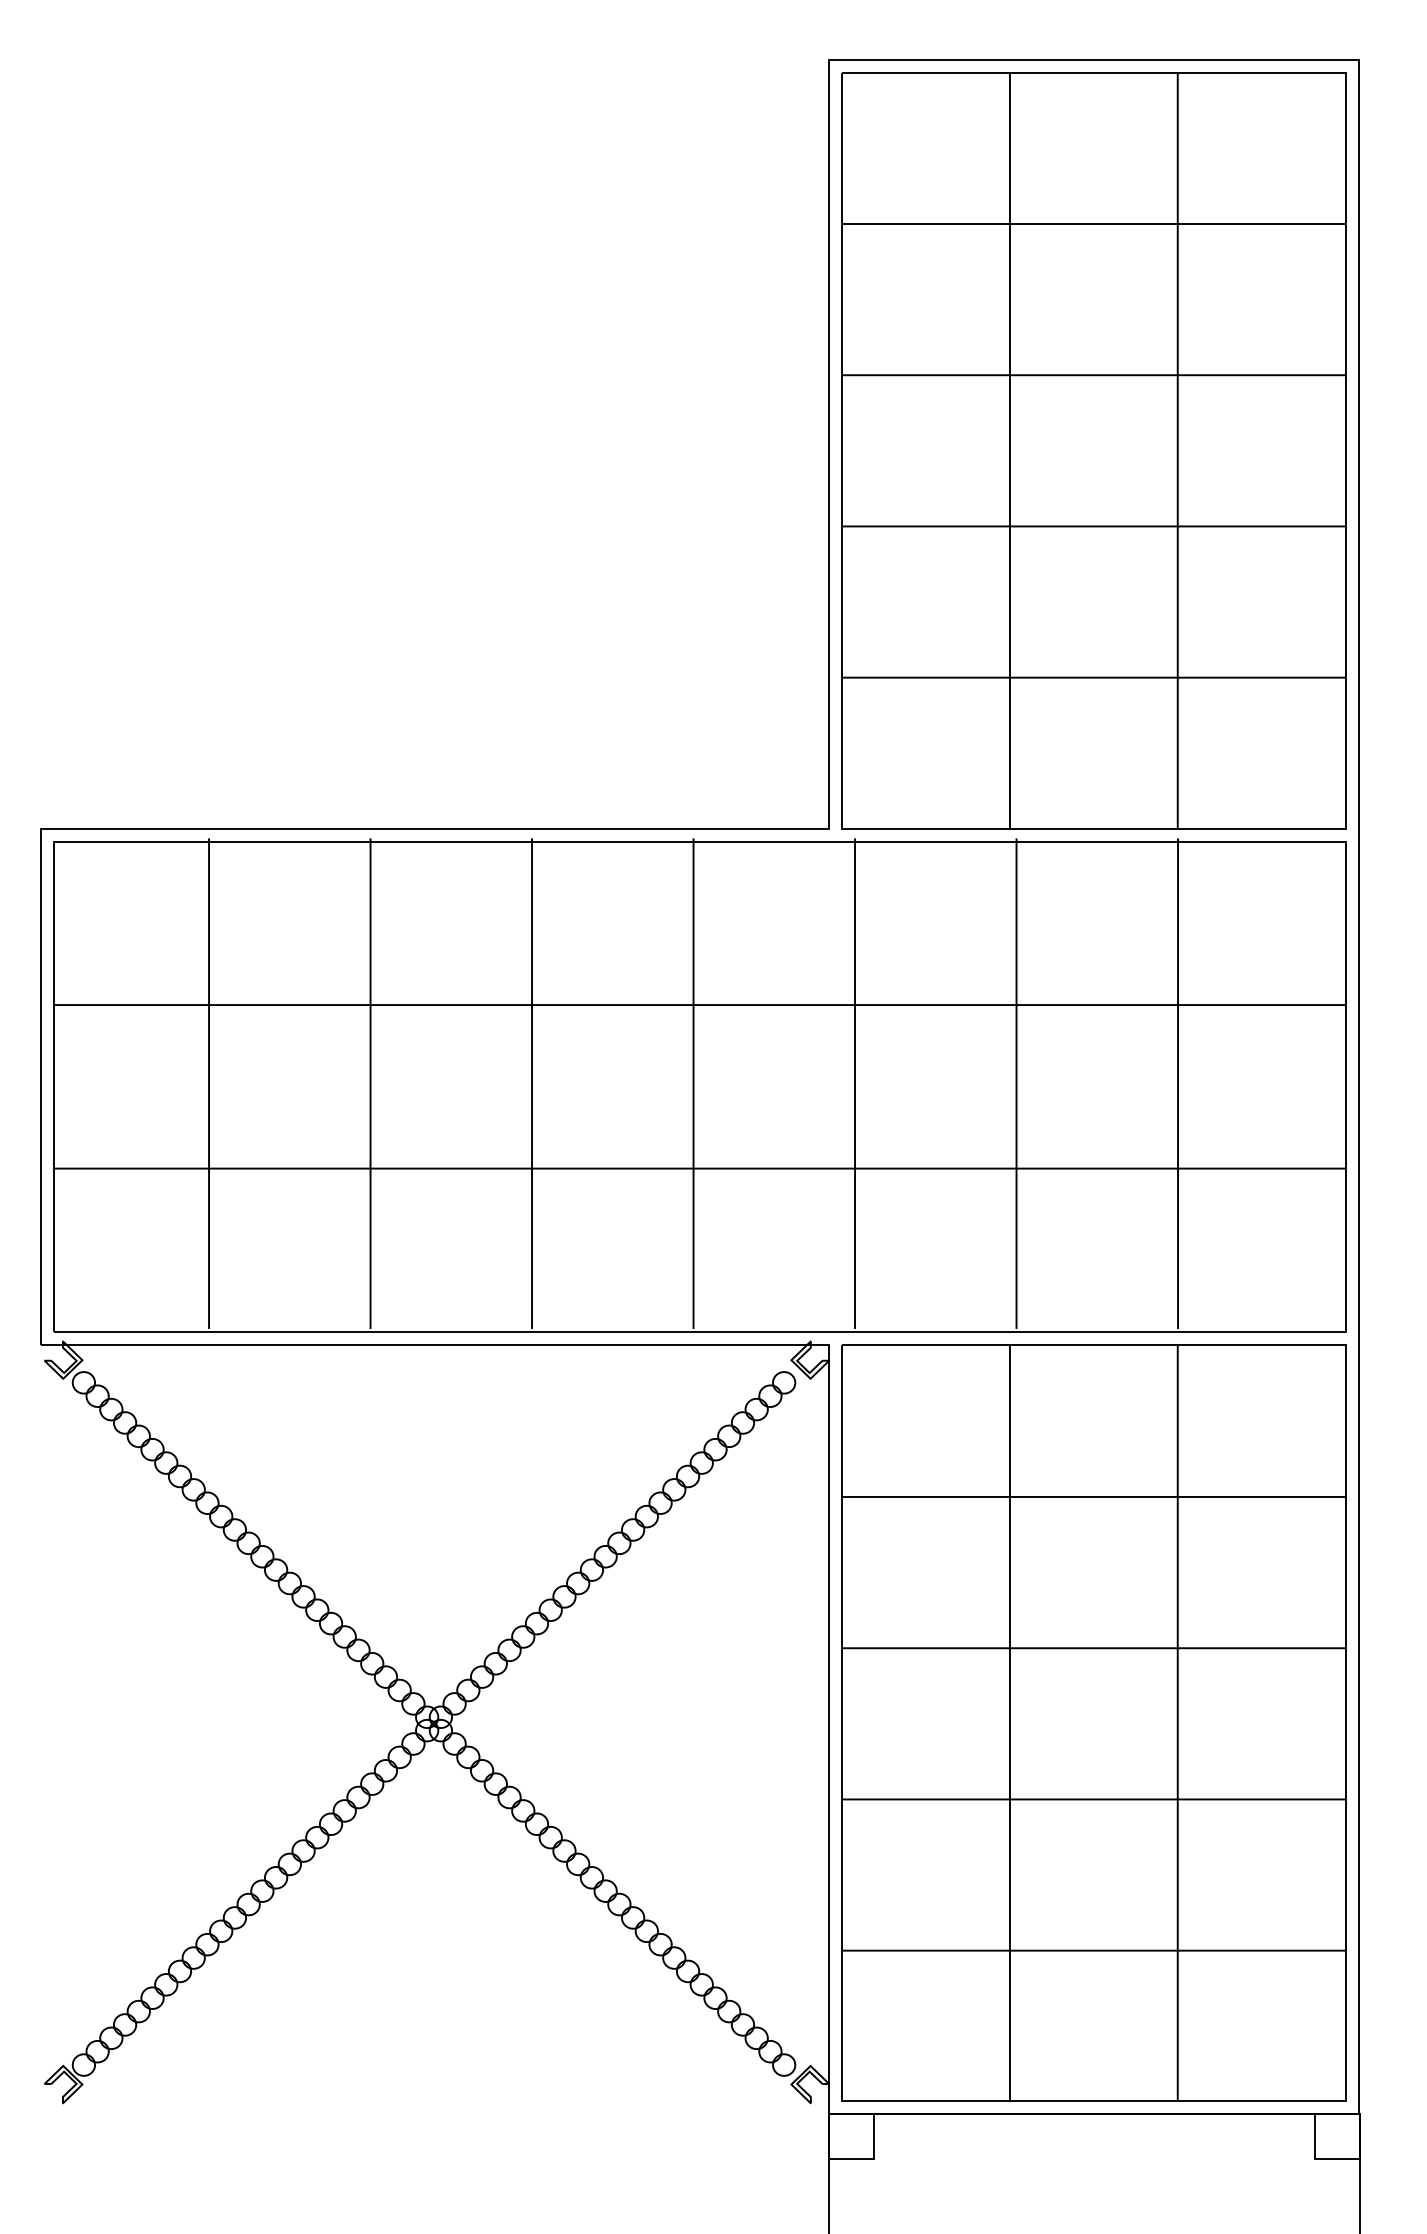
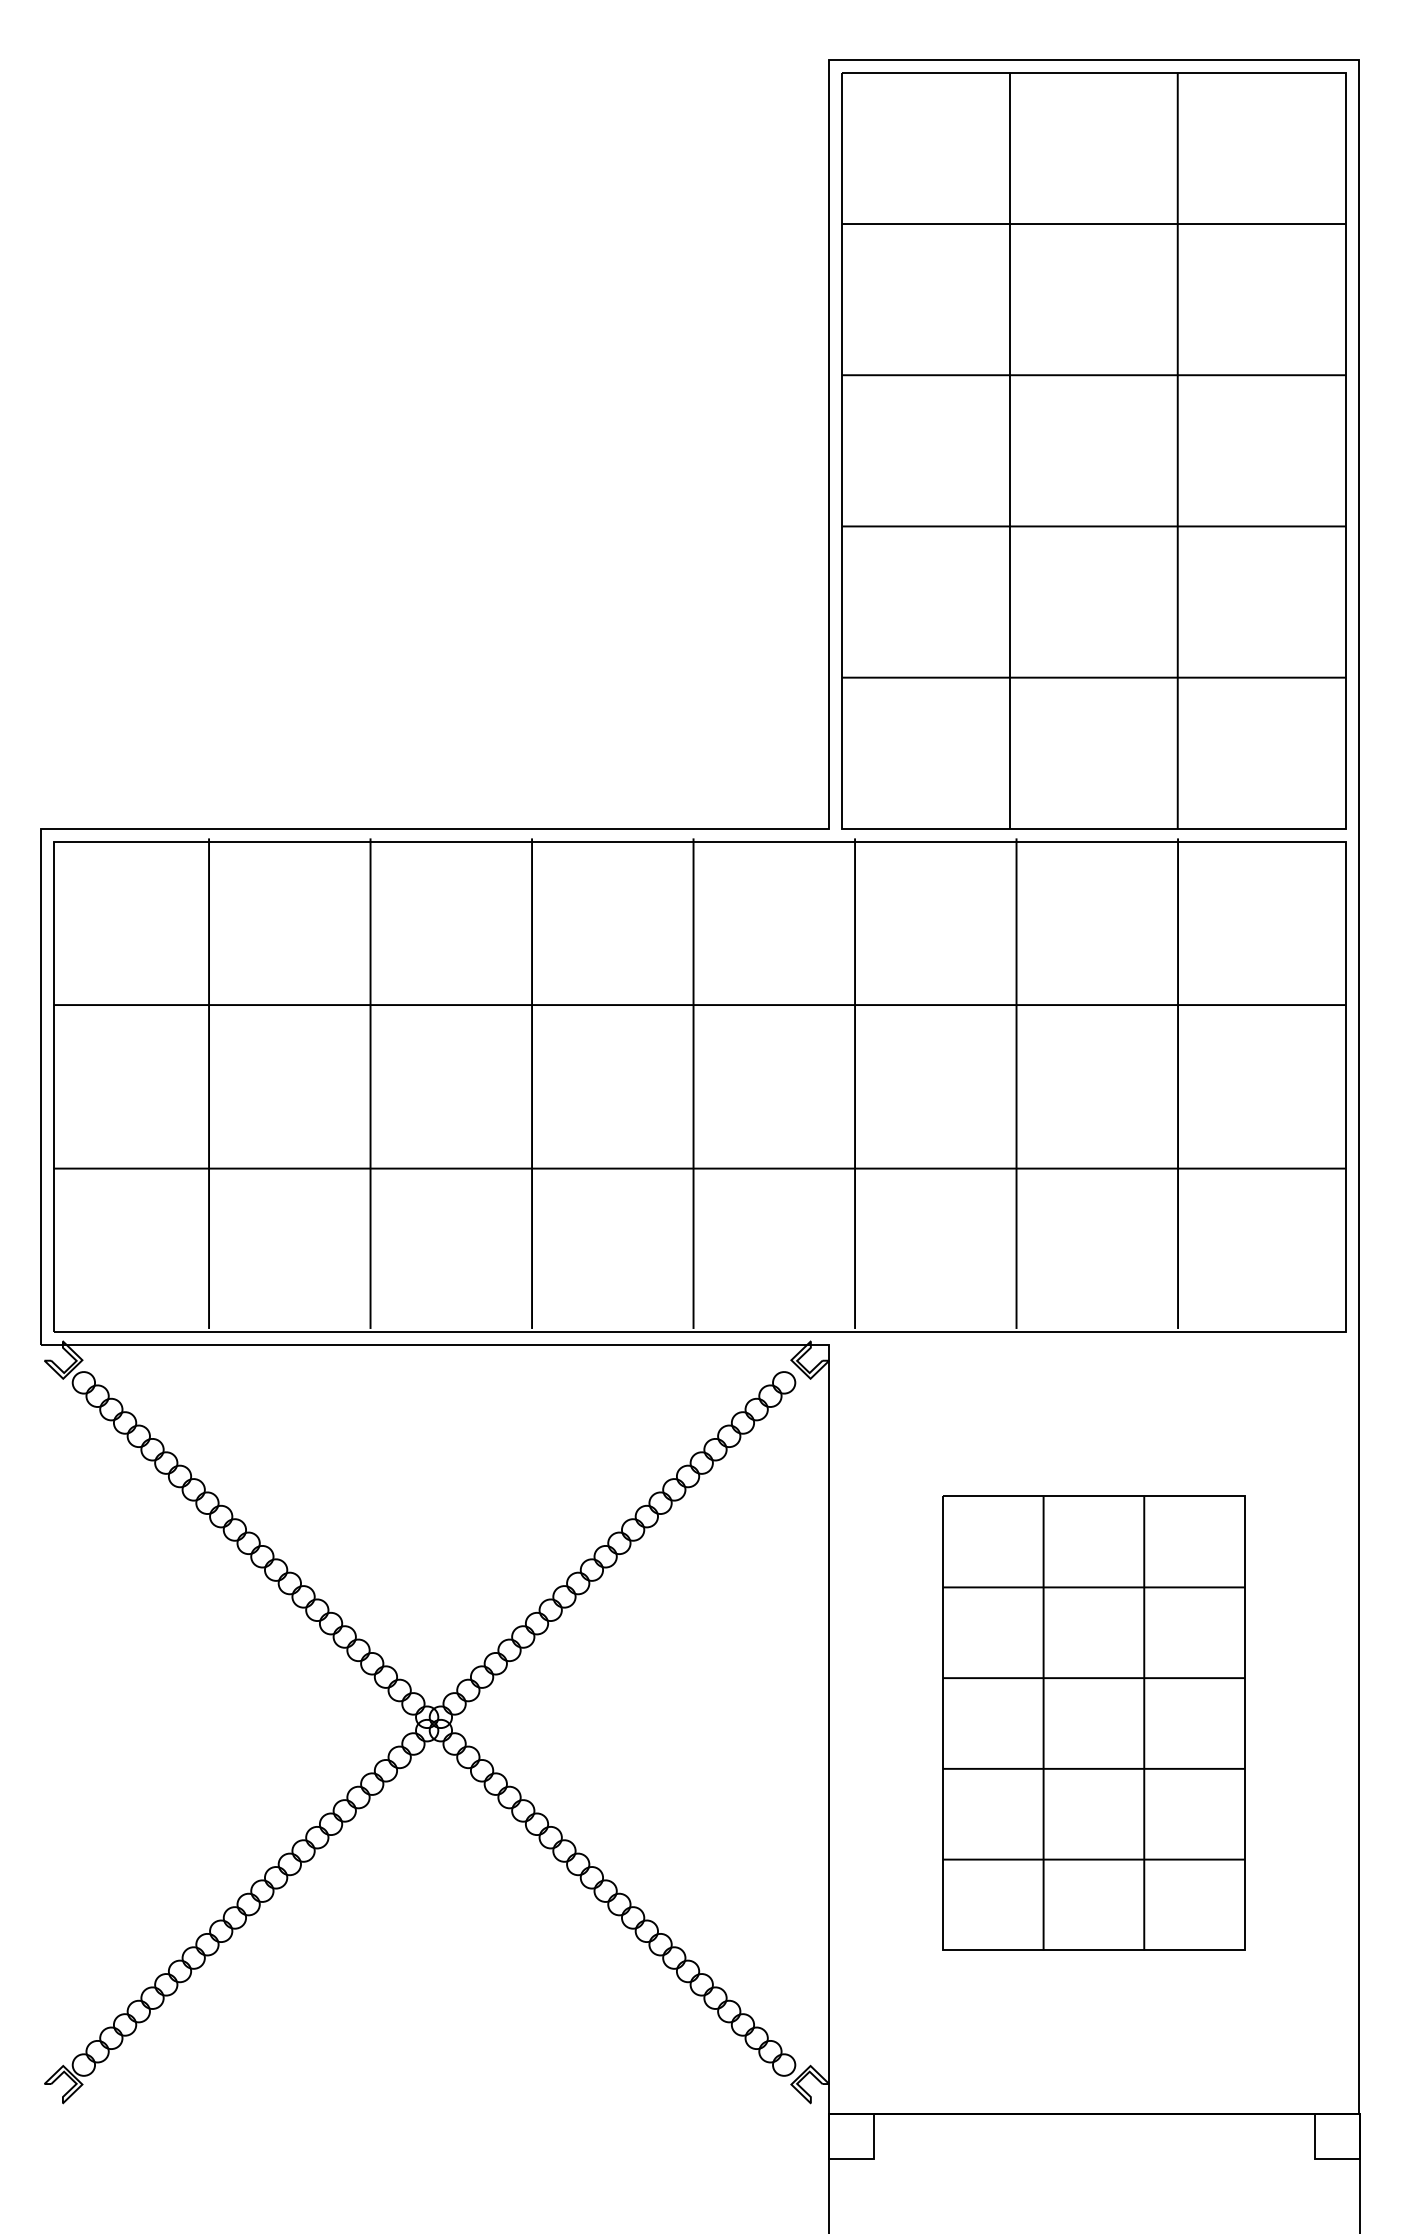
part size: 506x758 px -> 304x456 px (1093, 1722)
